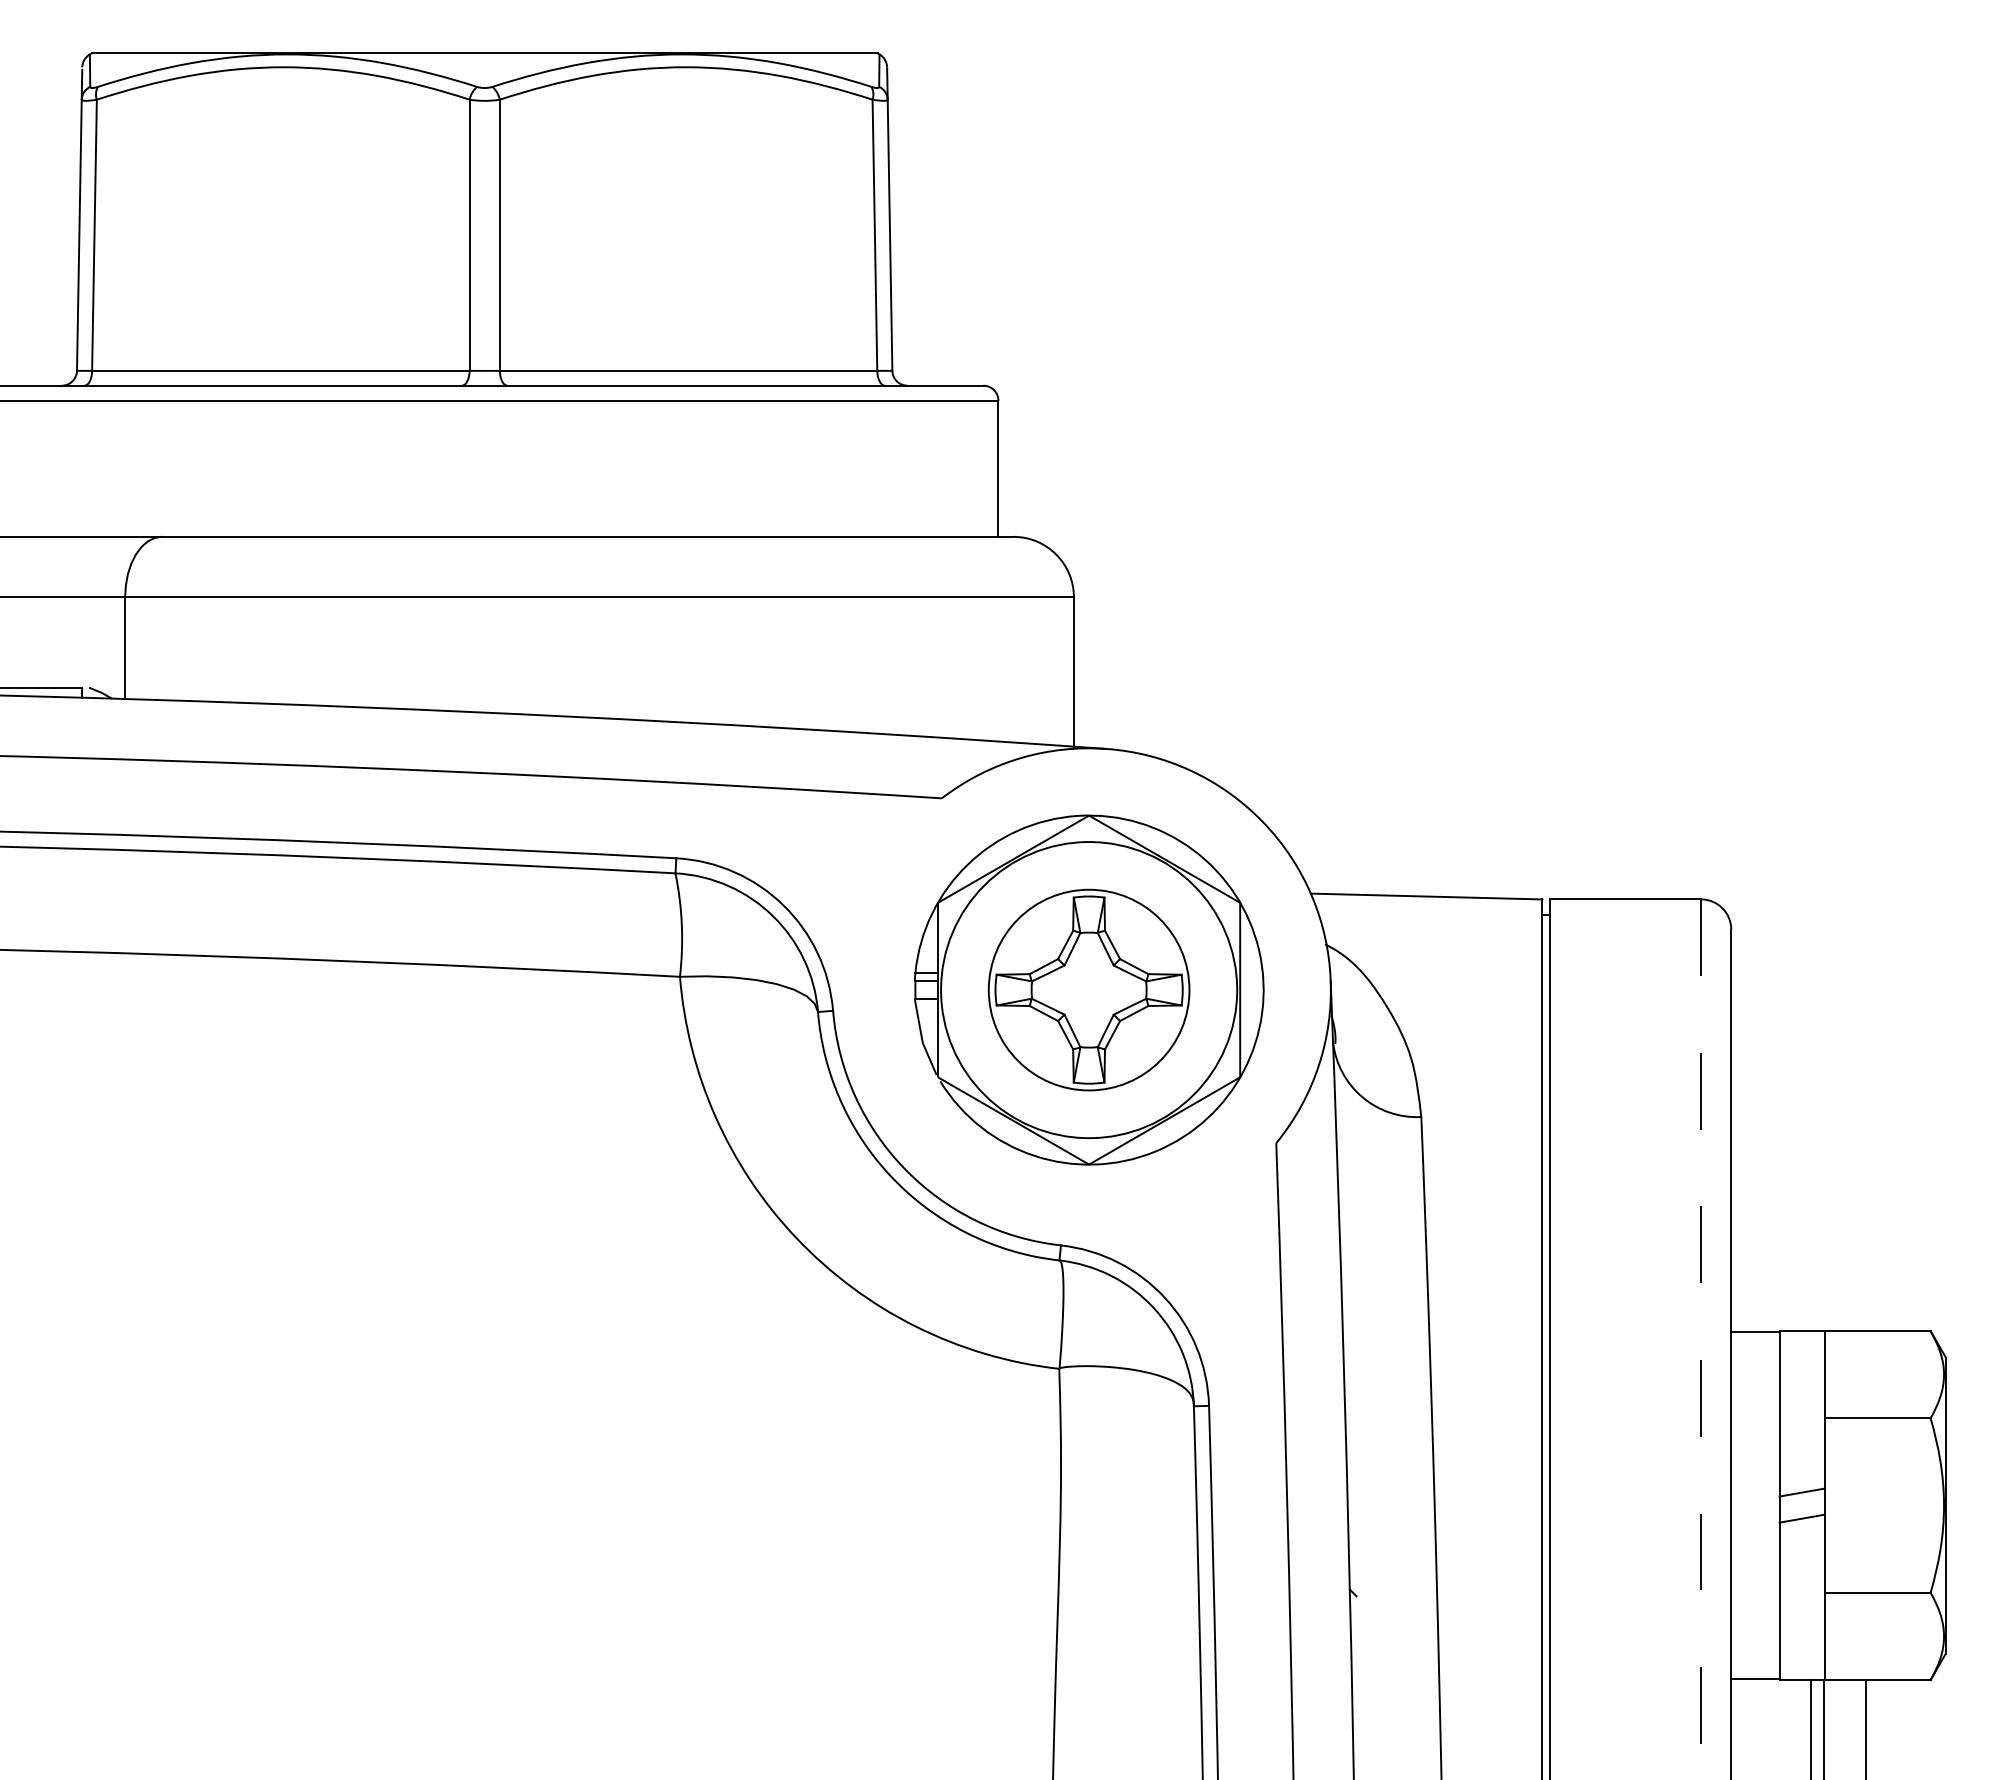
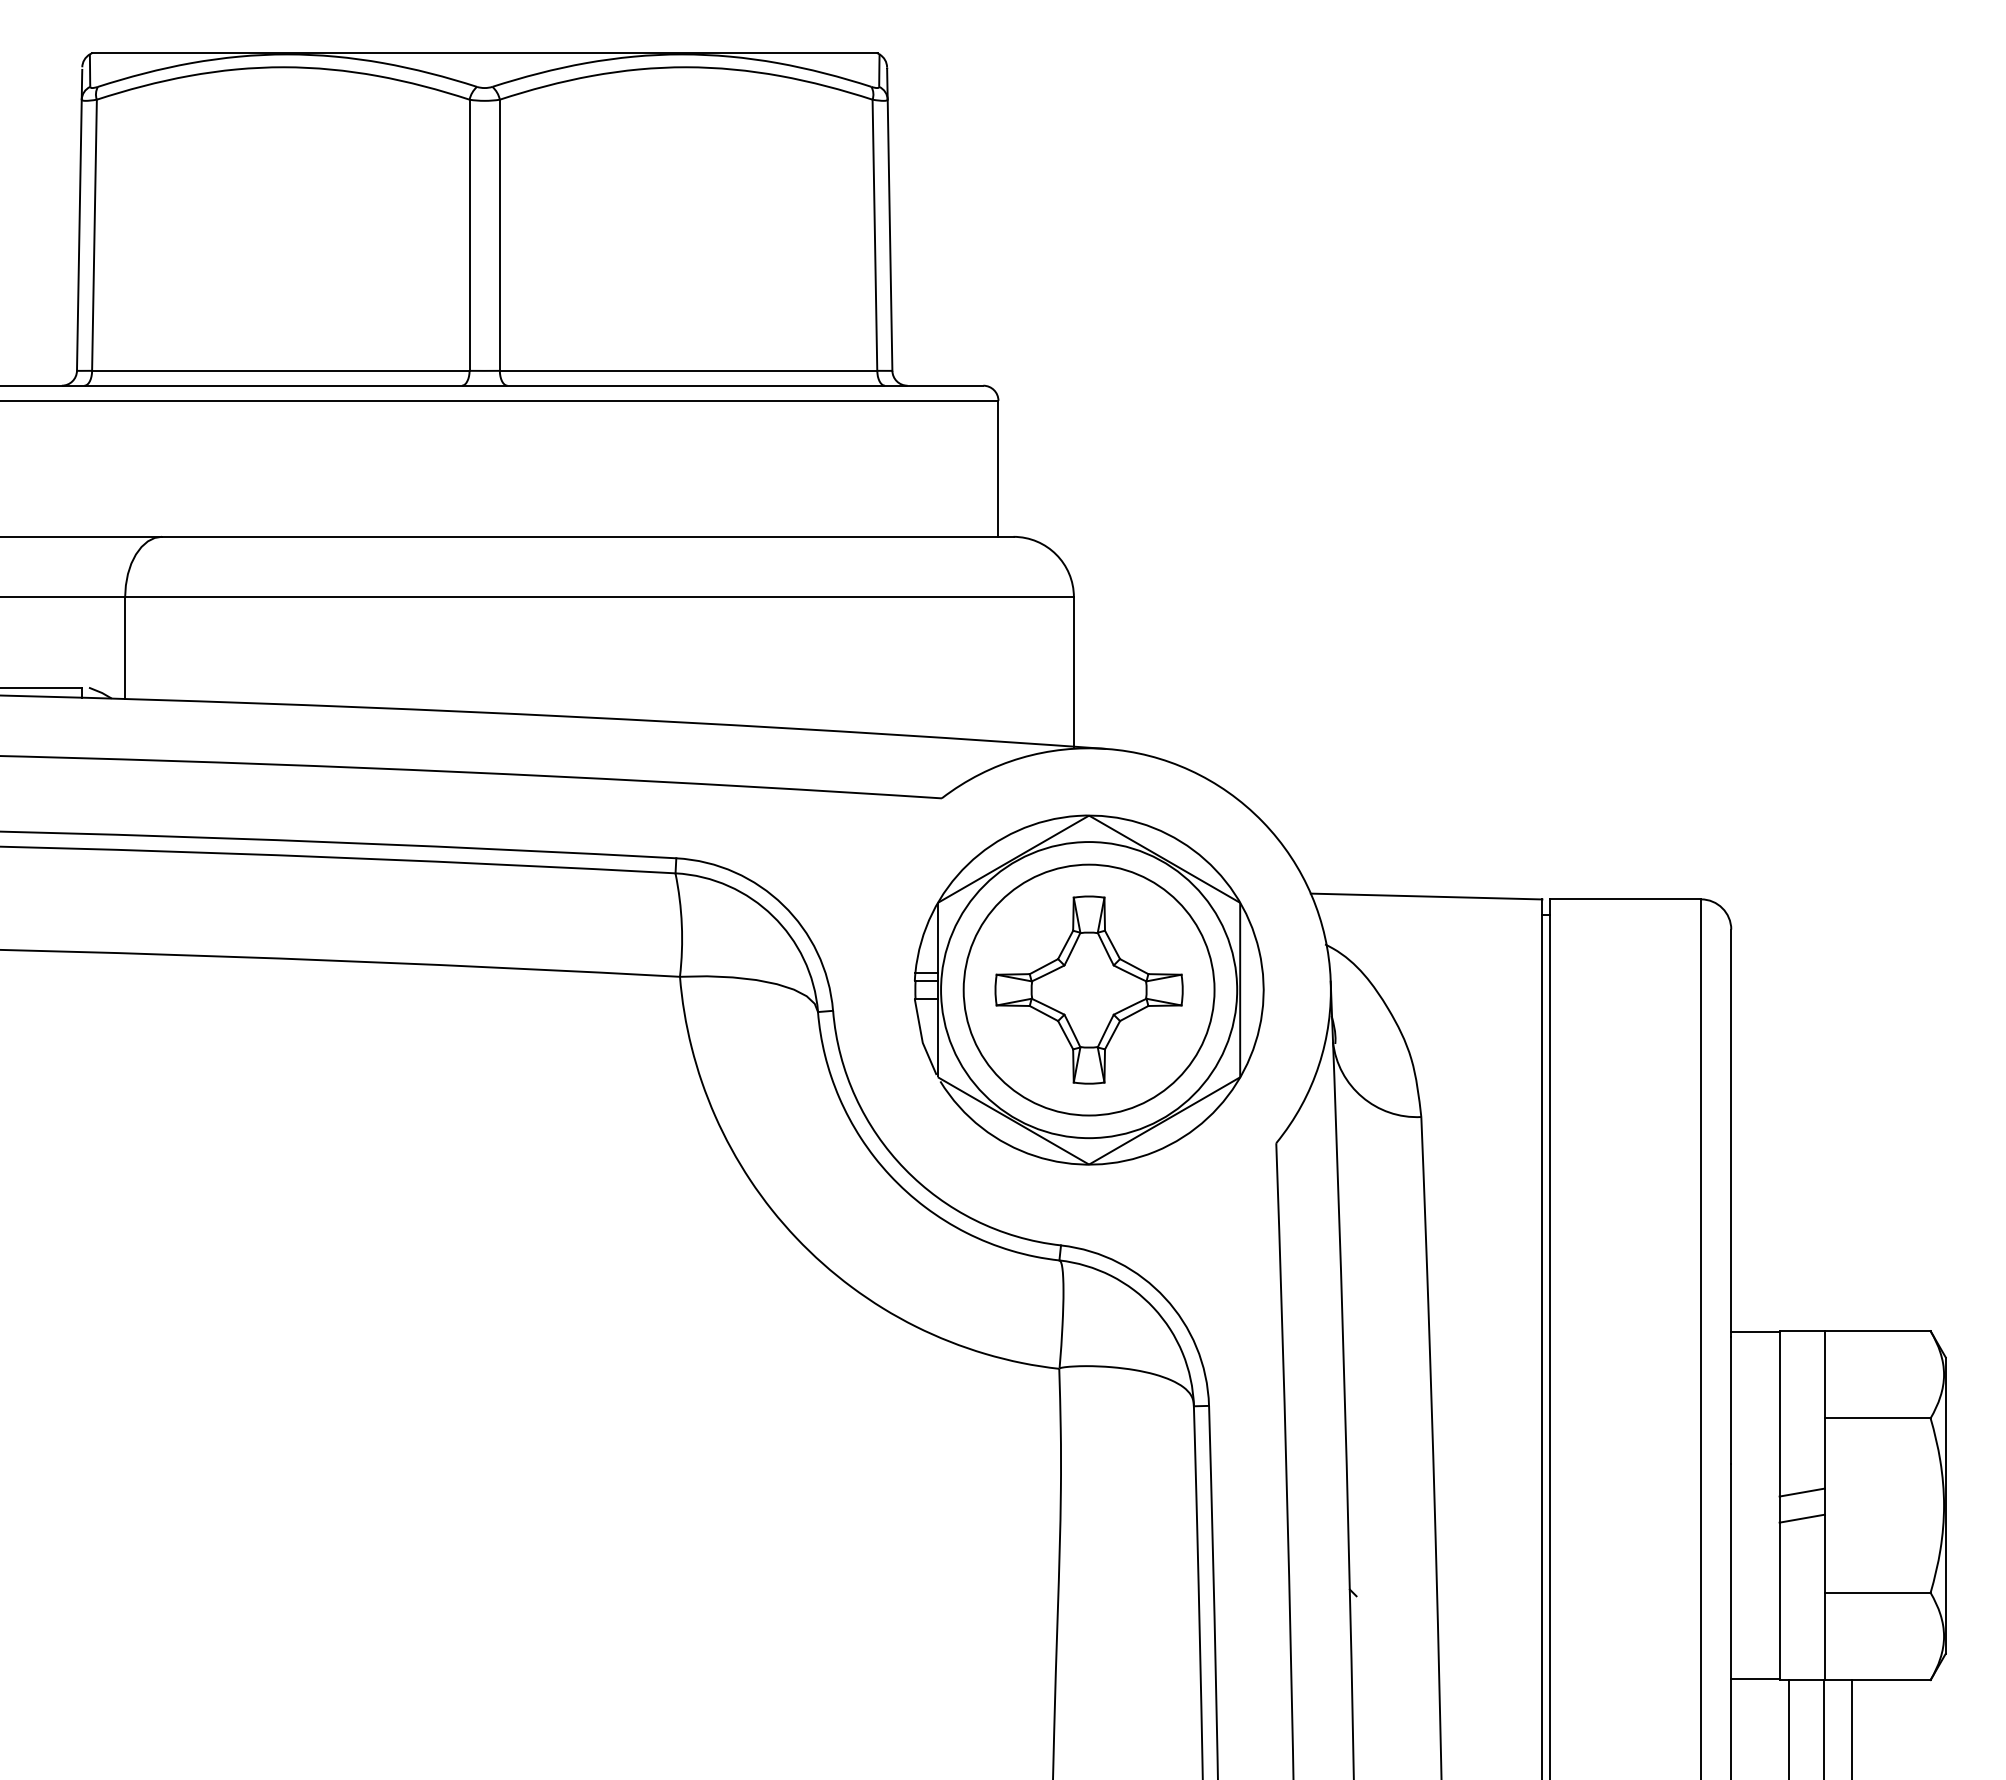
circle diameter: 201 px -> 251 px (1088, 989)
line: dashed -> solid (1701, 1339)
line position: (1810, 1728) -> (1788, 1728) (1788, 1728)
line position: (1866, 1728) -> (1852, 1728) (1852, 1728)
